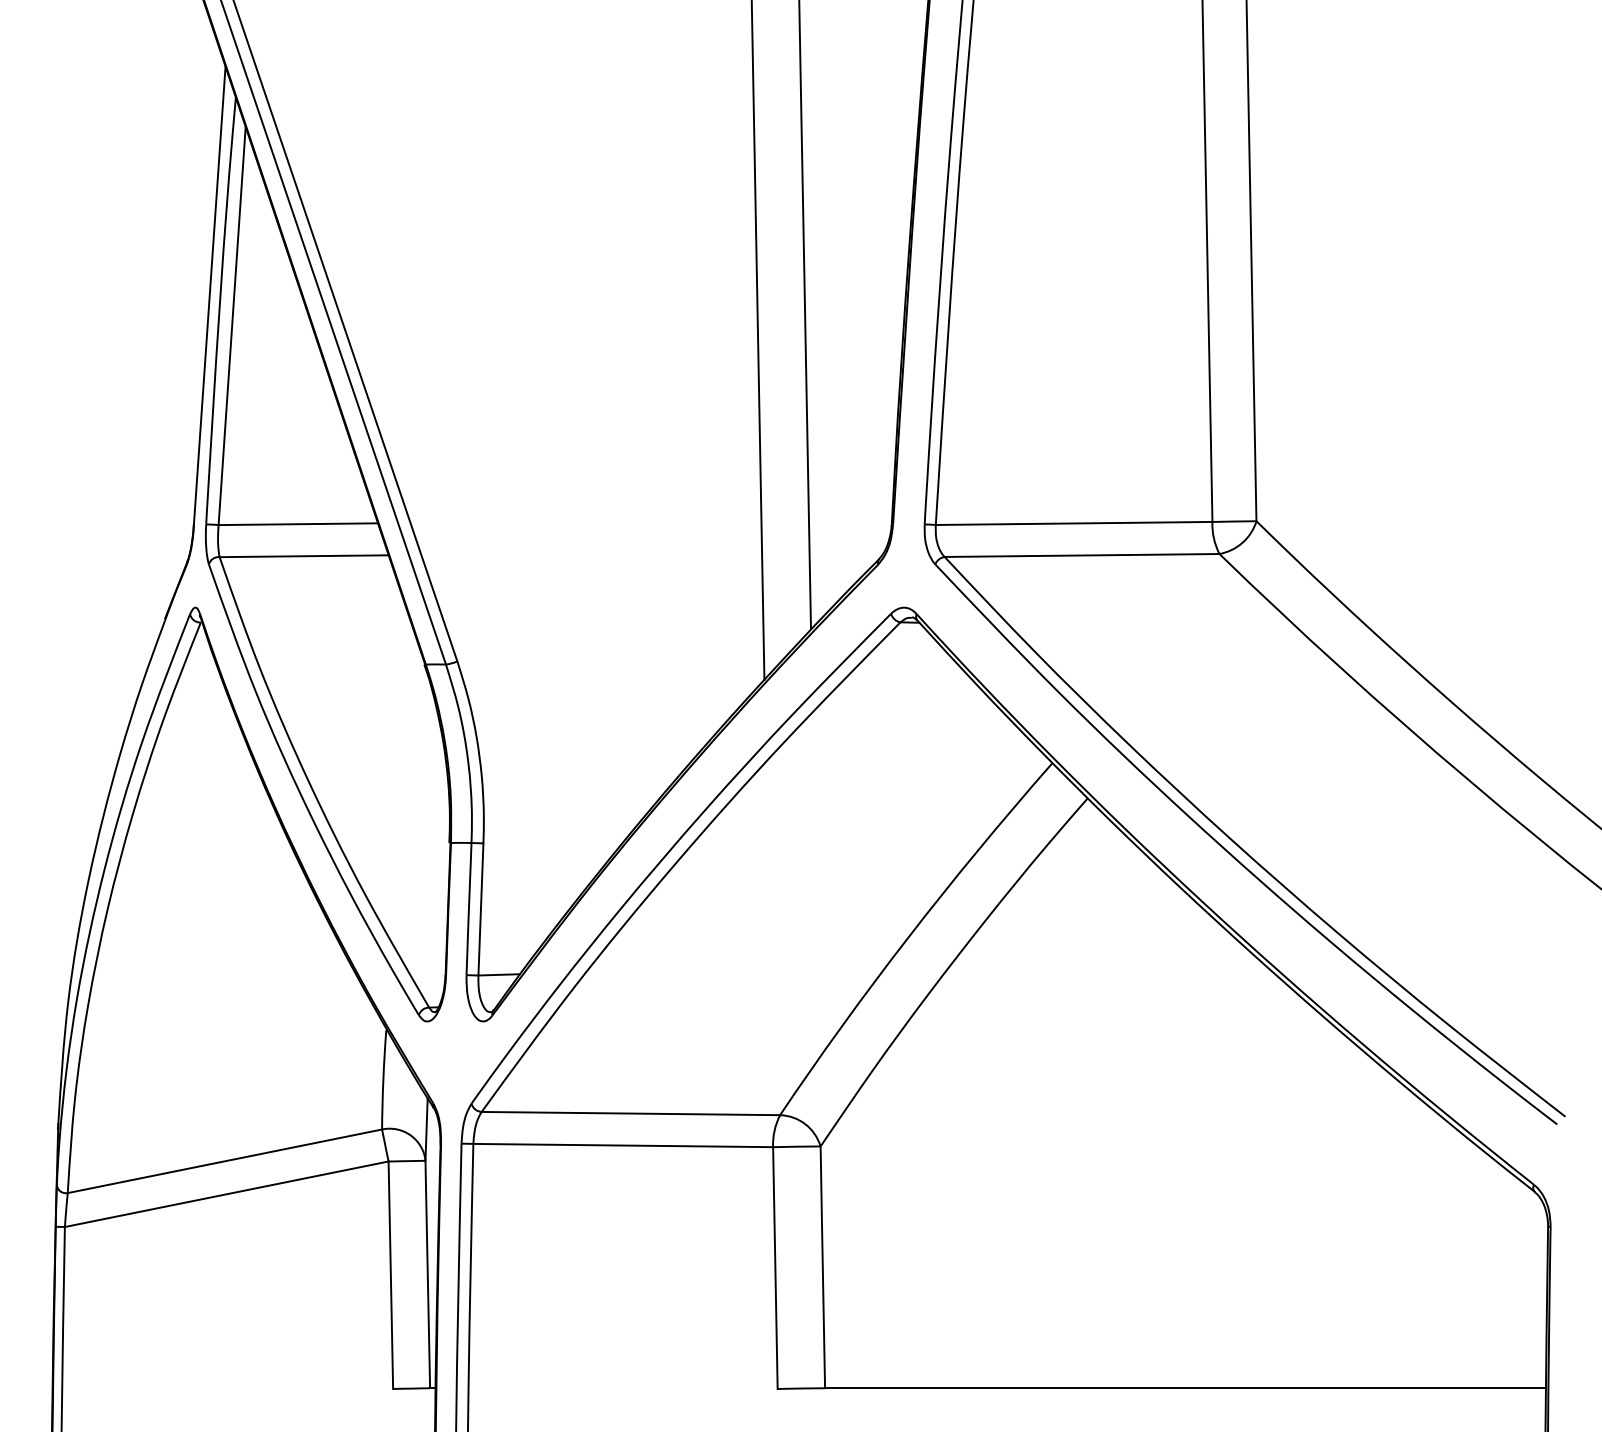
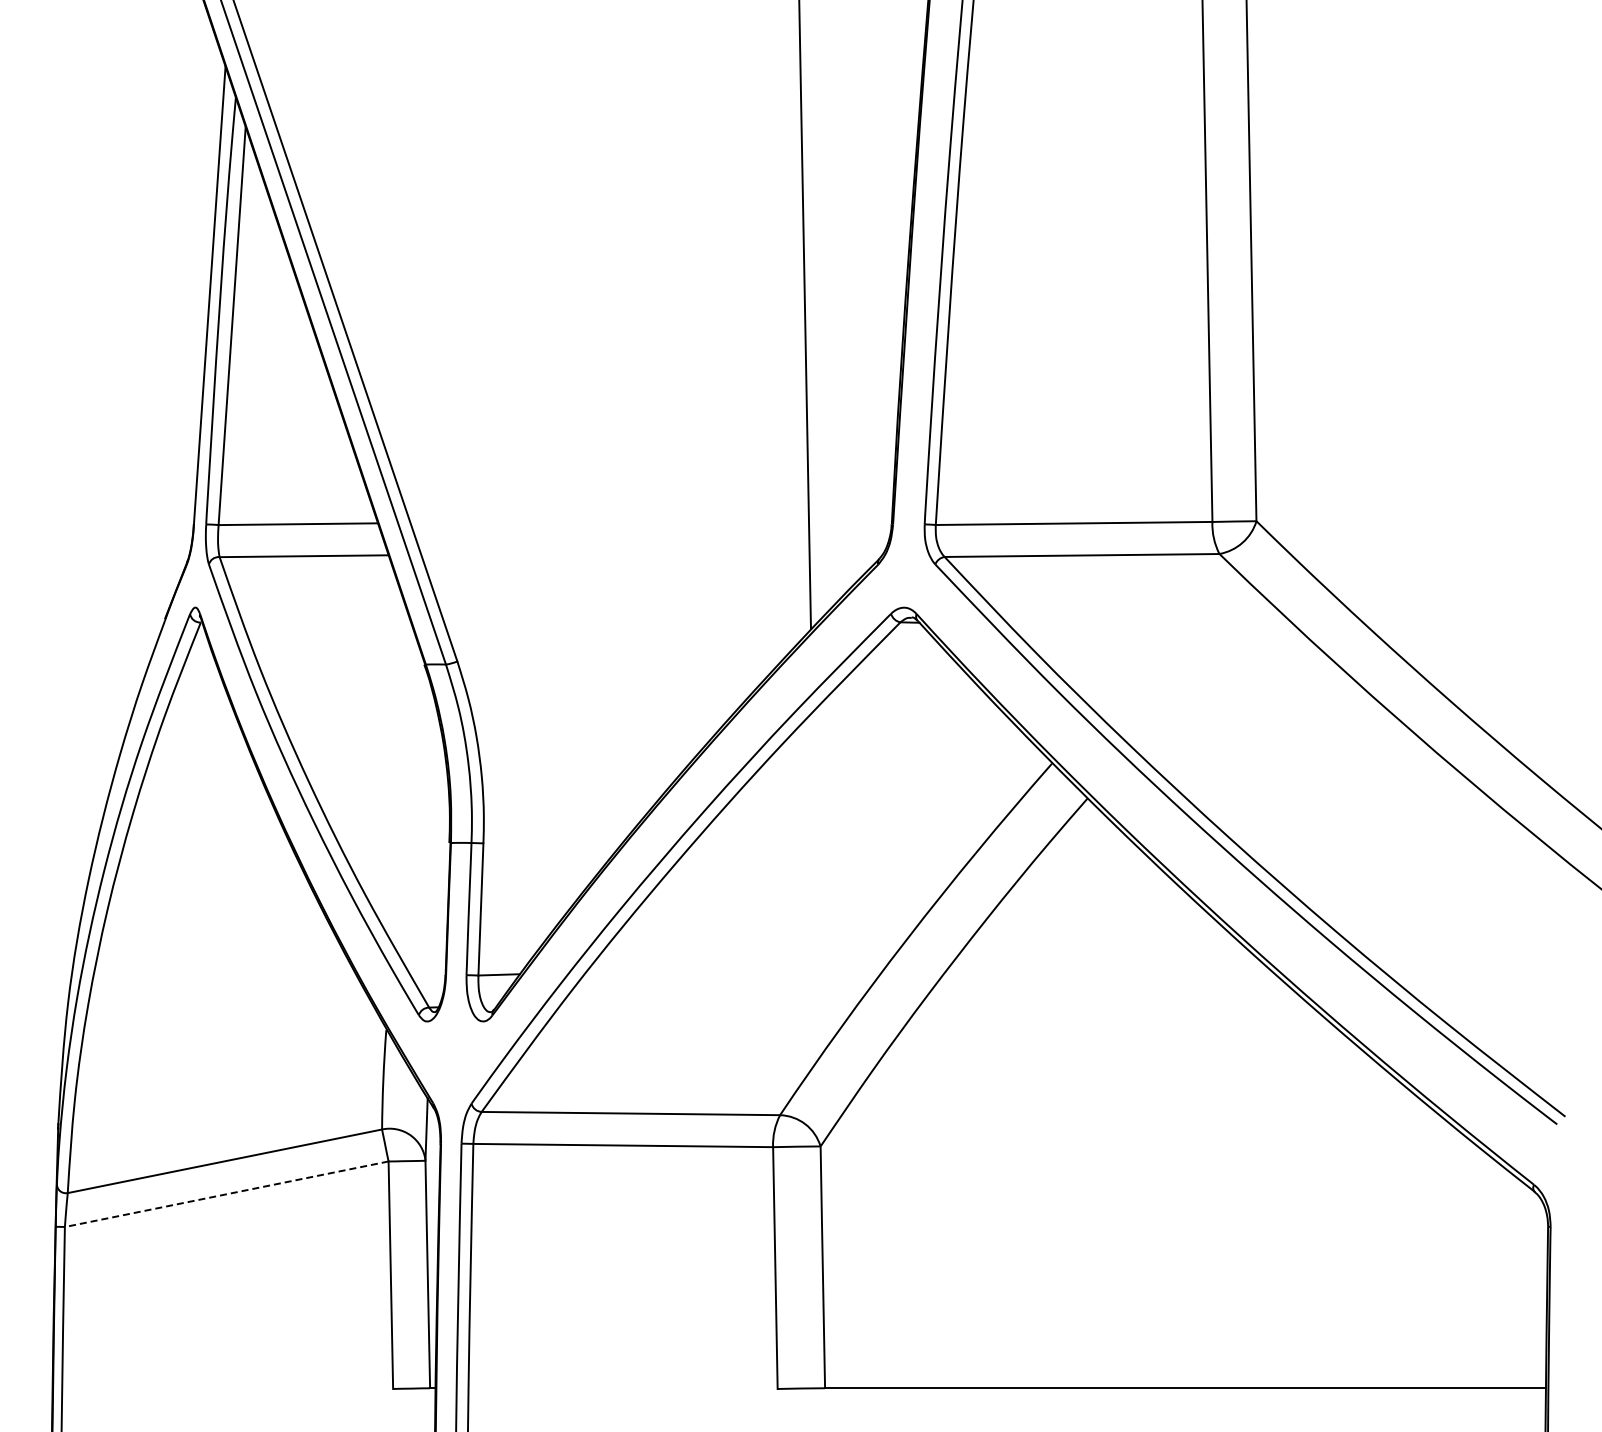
line: present -> none (757, 341)
line: solid -> dashed (226, 1194)
